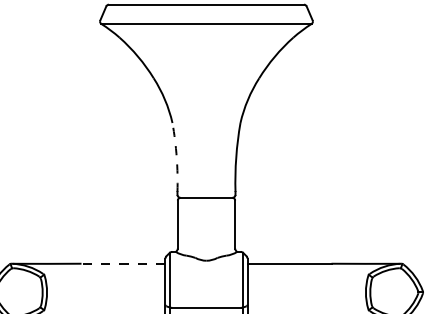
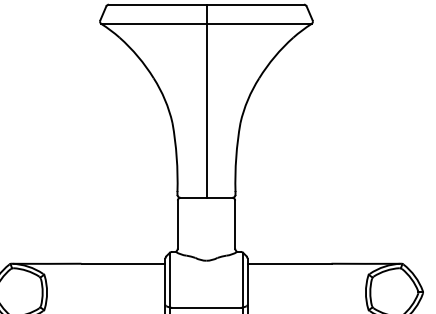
line: none -> present (206, 100)
arc: dashed -> solid (176, 157)
line: dashed -> solid (123, 263)
